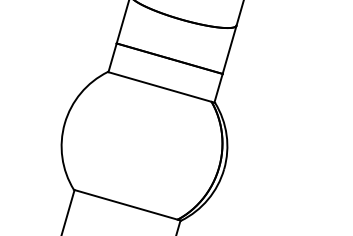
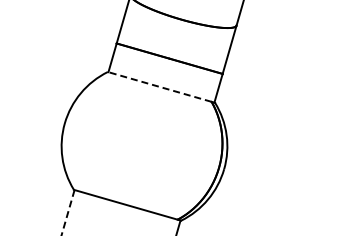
line: solid -> dashed (159, 86)
line: solid -> dashed (67, 213)
